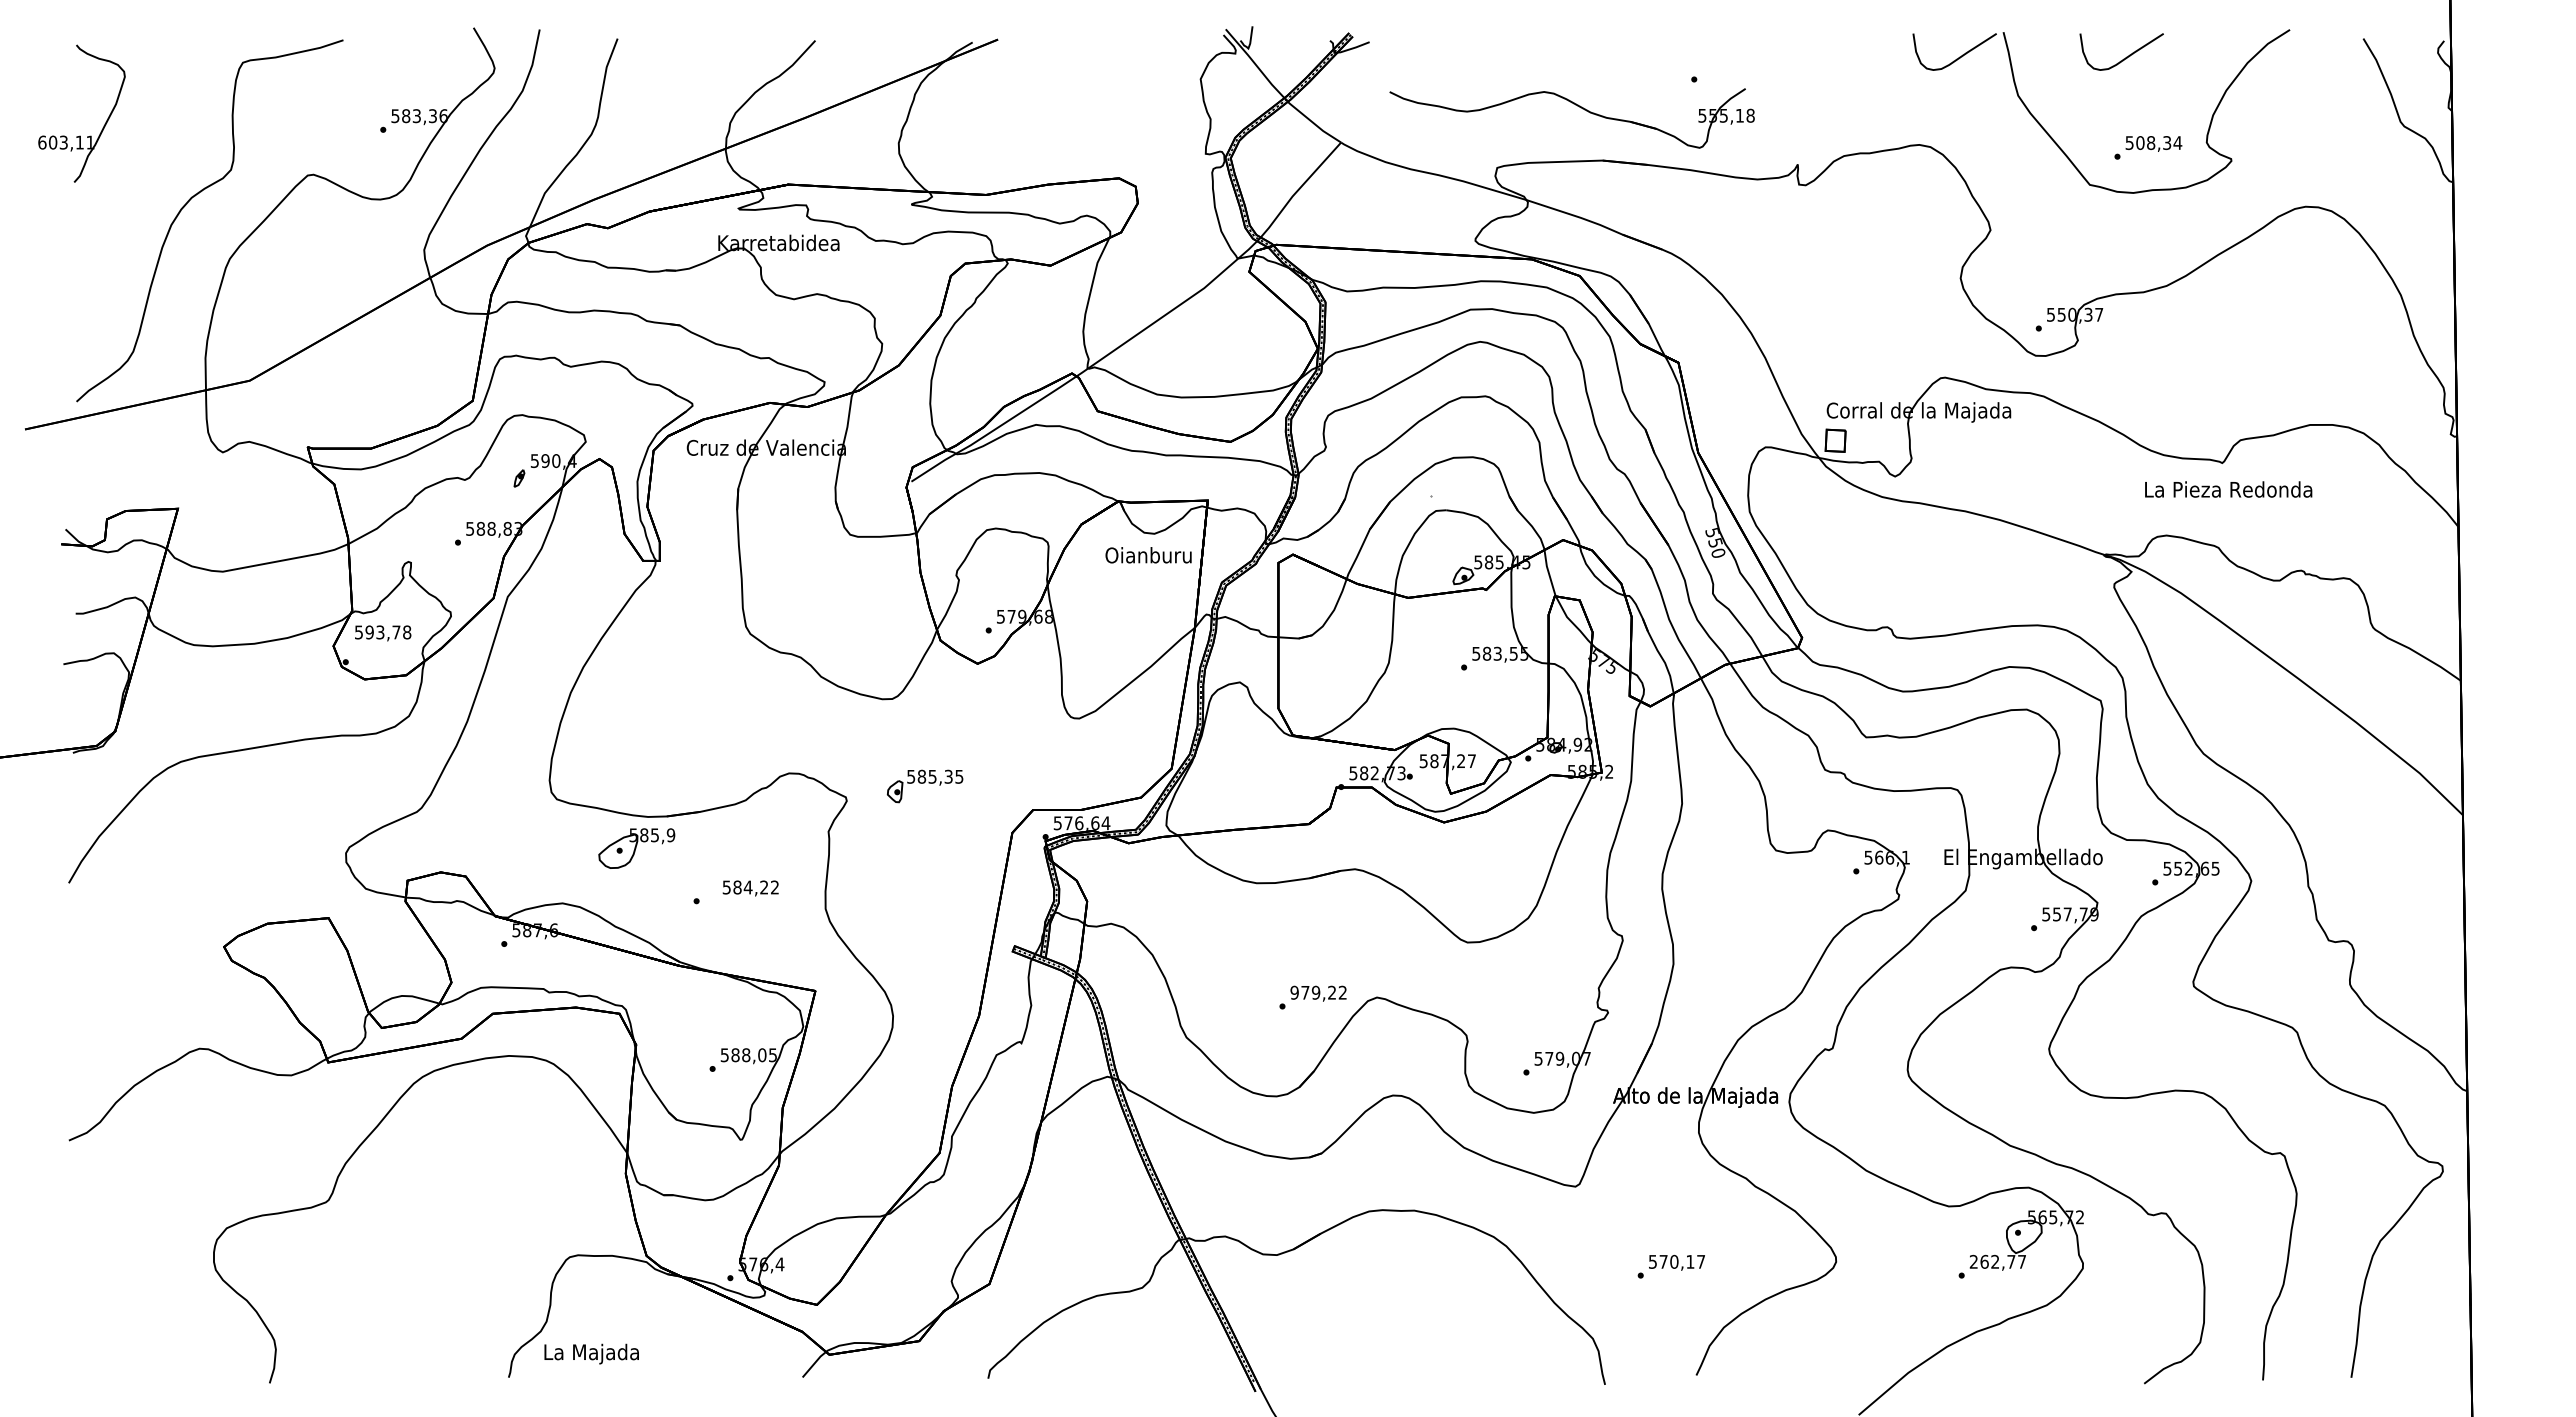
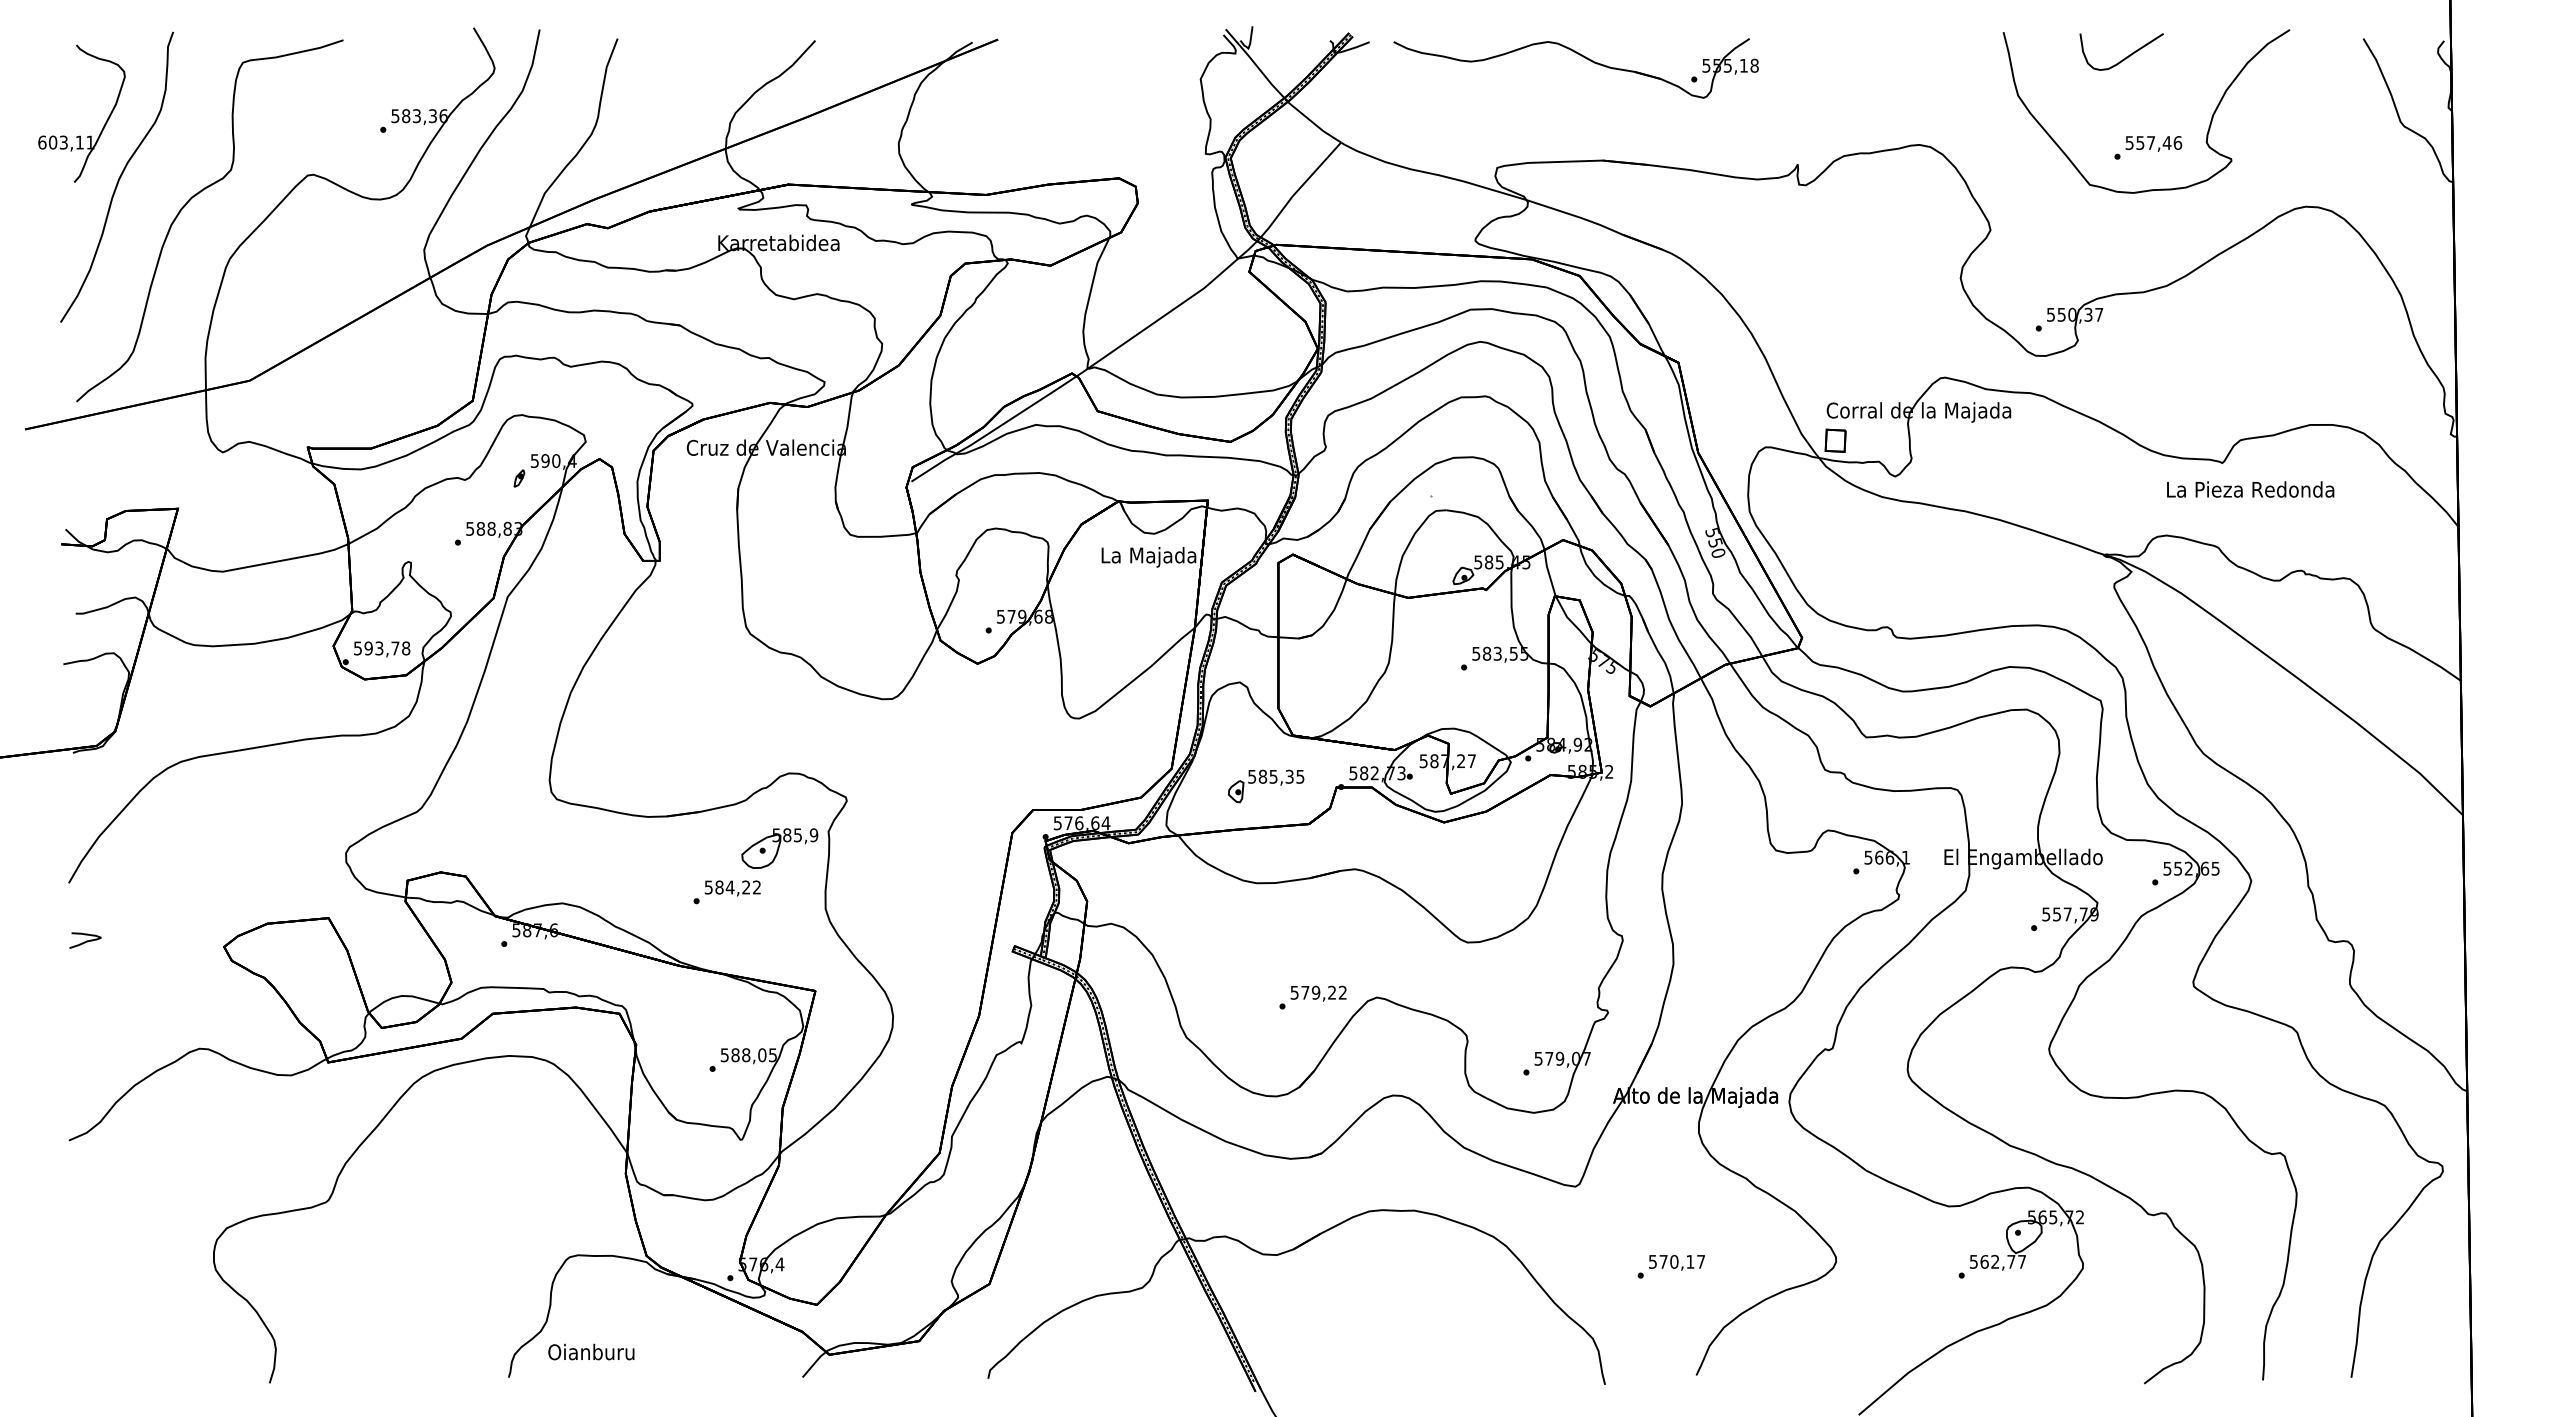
curve: present -> none (1959, 56)
part position: (1577, 106) -> (1581, 56) (1581, 56)
text: 508,34 -> 557,46 (2159, 143)
curve: none -> present (118, 178)
text position: (2228, 489) -> (2250, 489) (2250, 489)
text: Oianburu -> La Majada (1148, 557)
text position: (383, 633) -> (382, 649) (382, 649)
part position: (924, 786) -> (1265, 786) (1265, 786)
part position: (636, 848) -> (779, 848) (779, 848)
text position: (750, 888) -> (732, 888) (732, 888)
curve: none -> present (86, 940)
text: 979,22 -> 579,22 (1294, 992)
text: 262,77 -> 562,77 (1973, 1261)
text: La Majada -> Oianburu (591, 1353)
